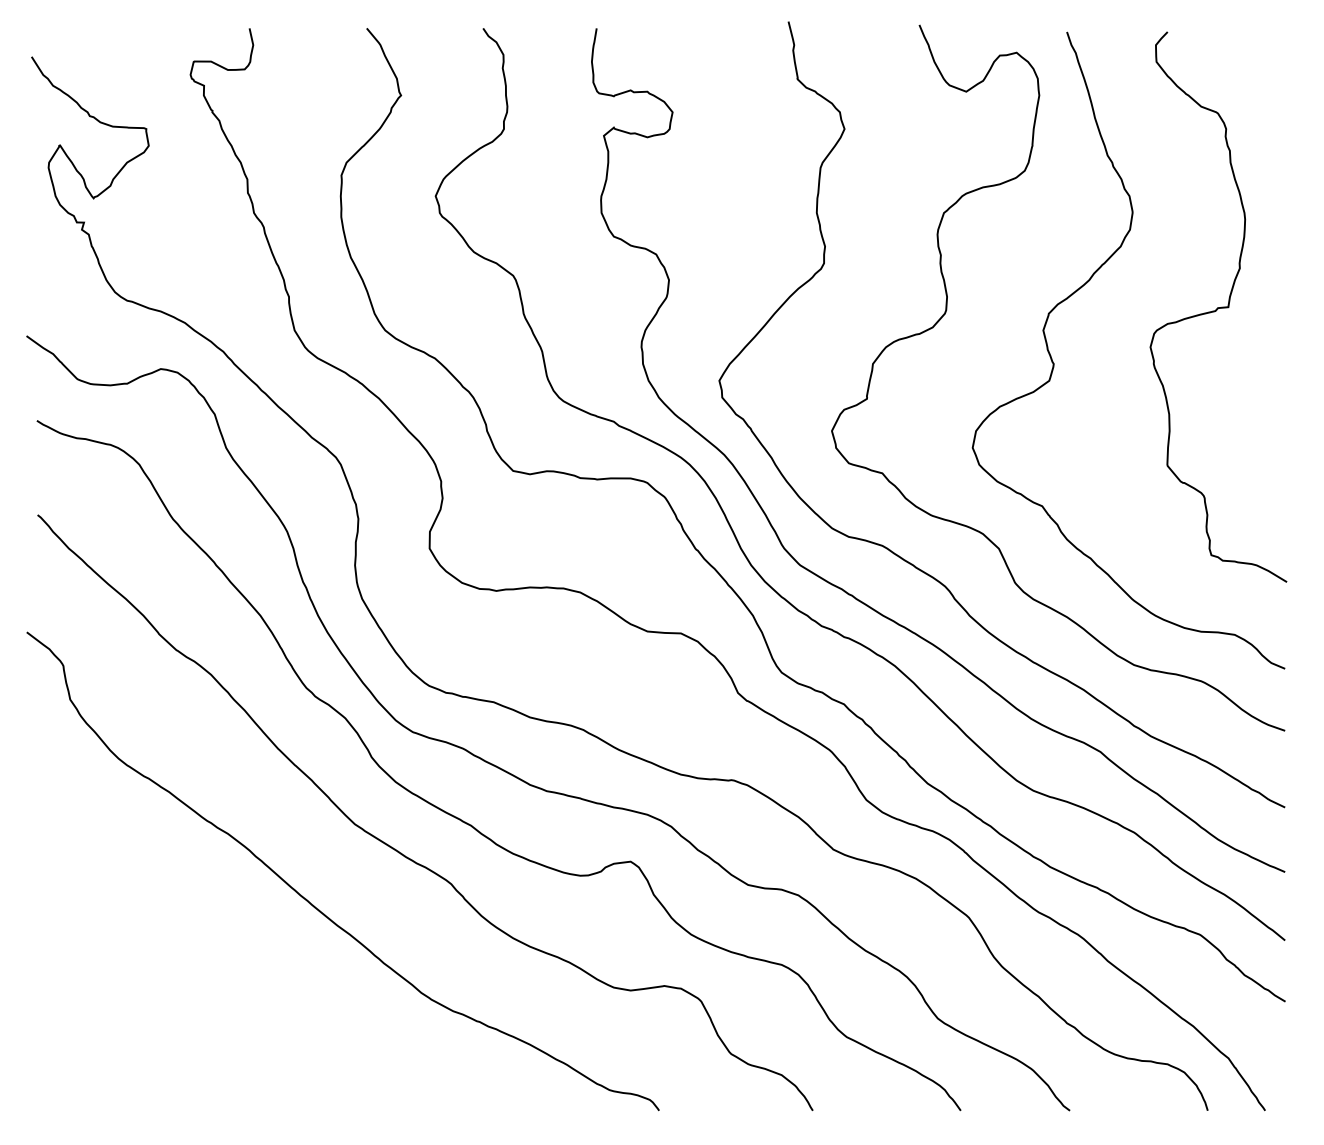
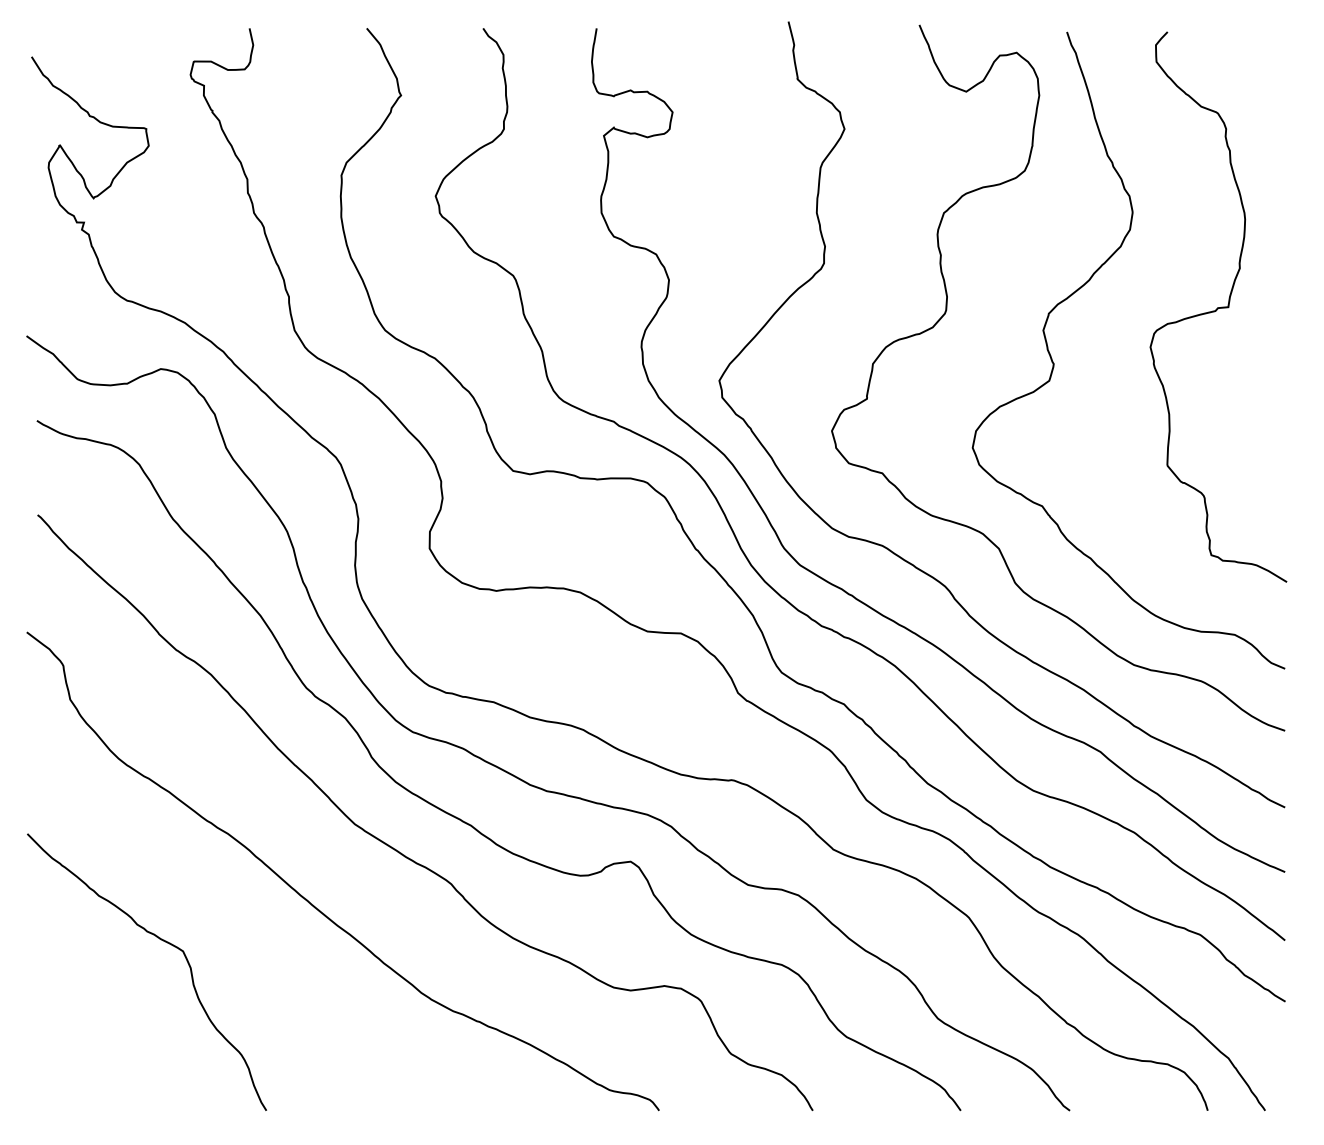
curve: none -> present (161, 940)
